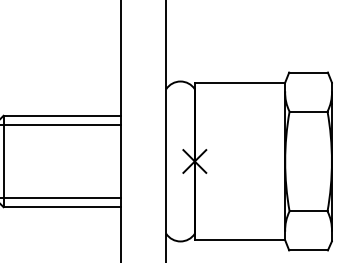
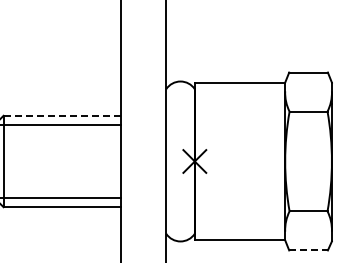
line: solid -> dashed (62, 115)
line: solid -> dashed (309, 250)
